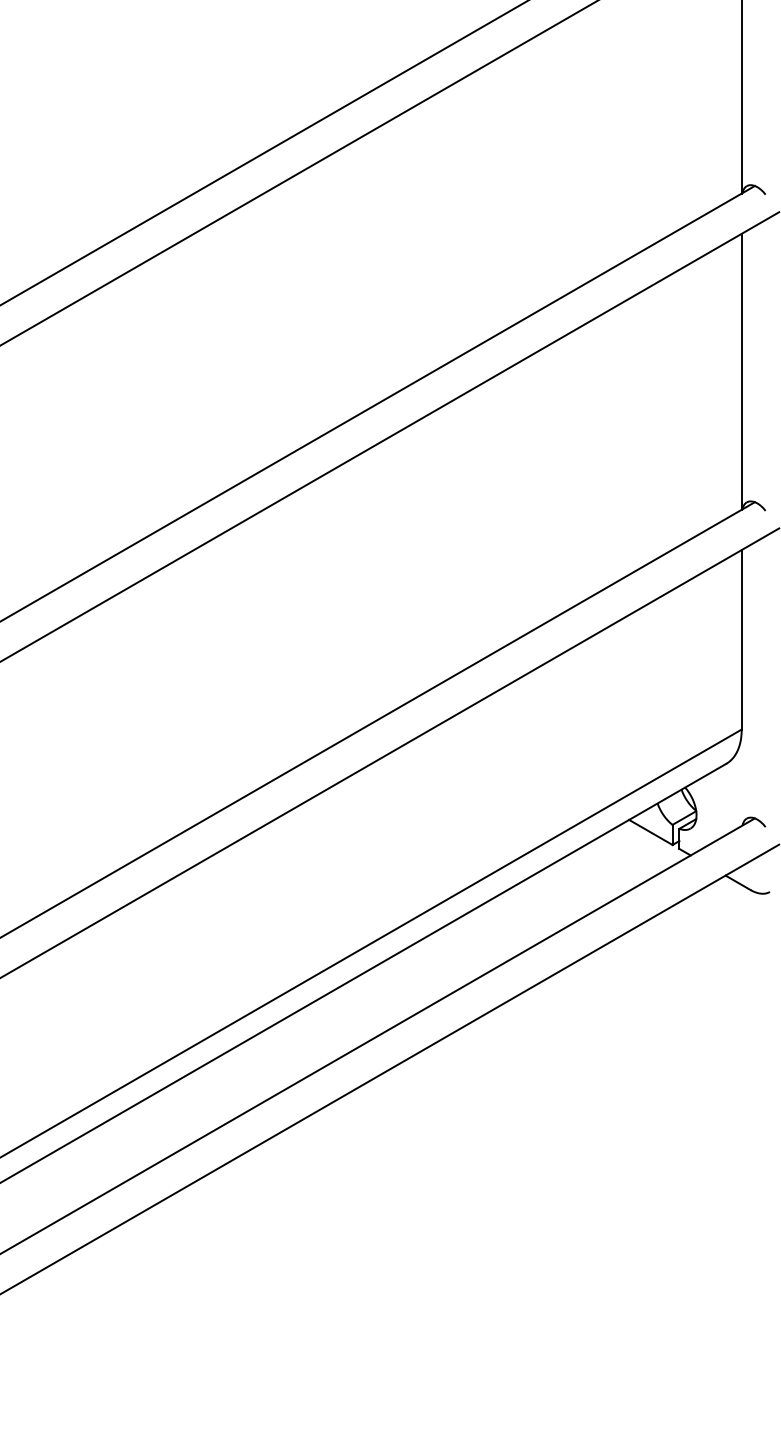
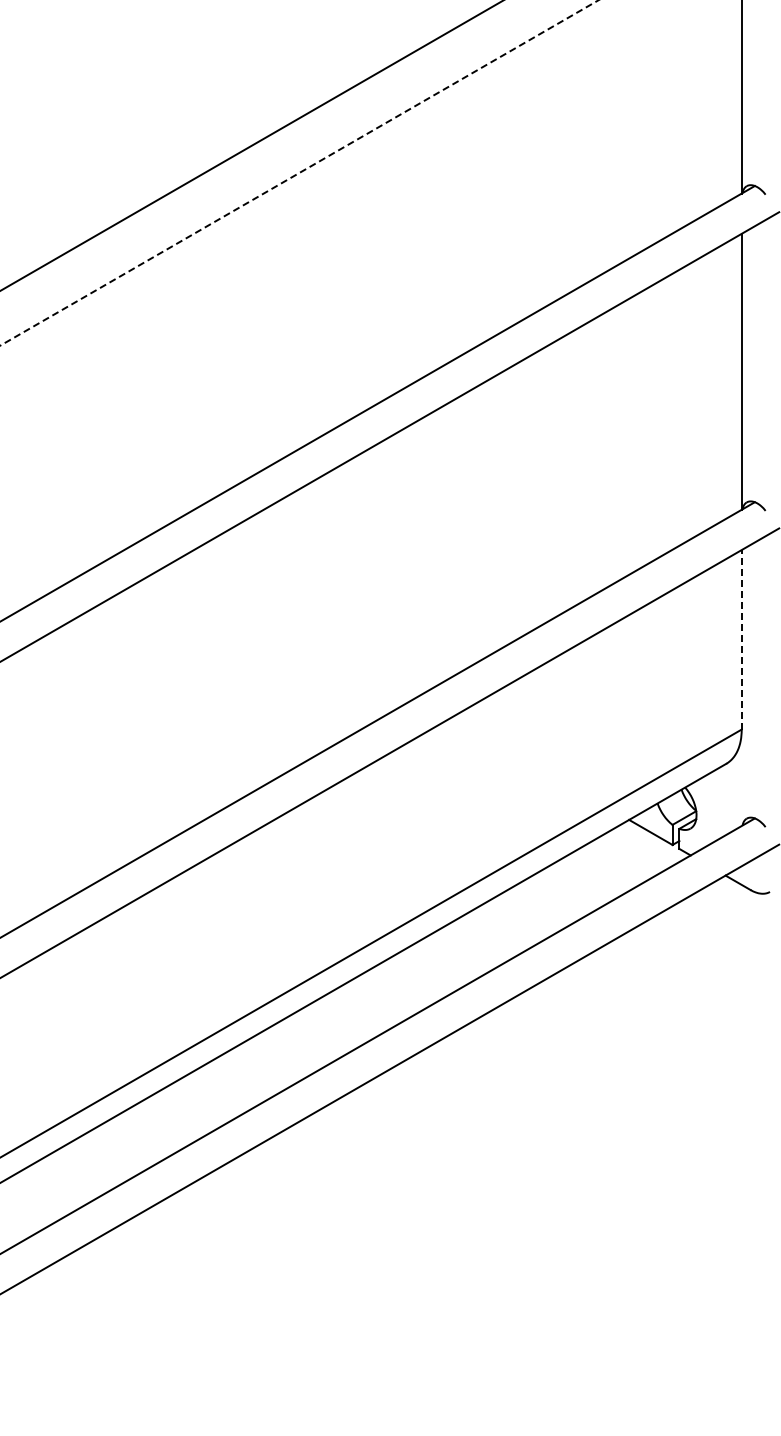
line position: (263, 153) -> (251, 145) (251, 145)
line: solid -> dashed (299, 172)
line: solid -> dashed (741, 639)
